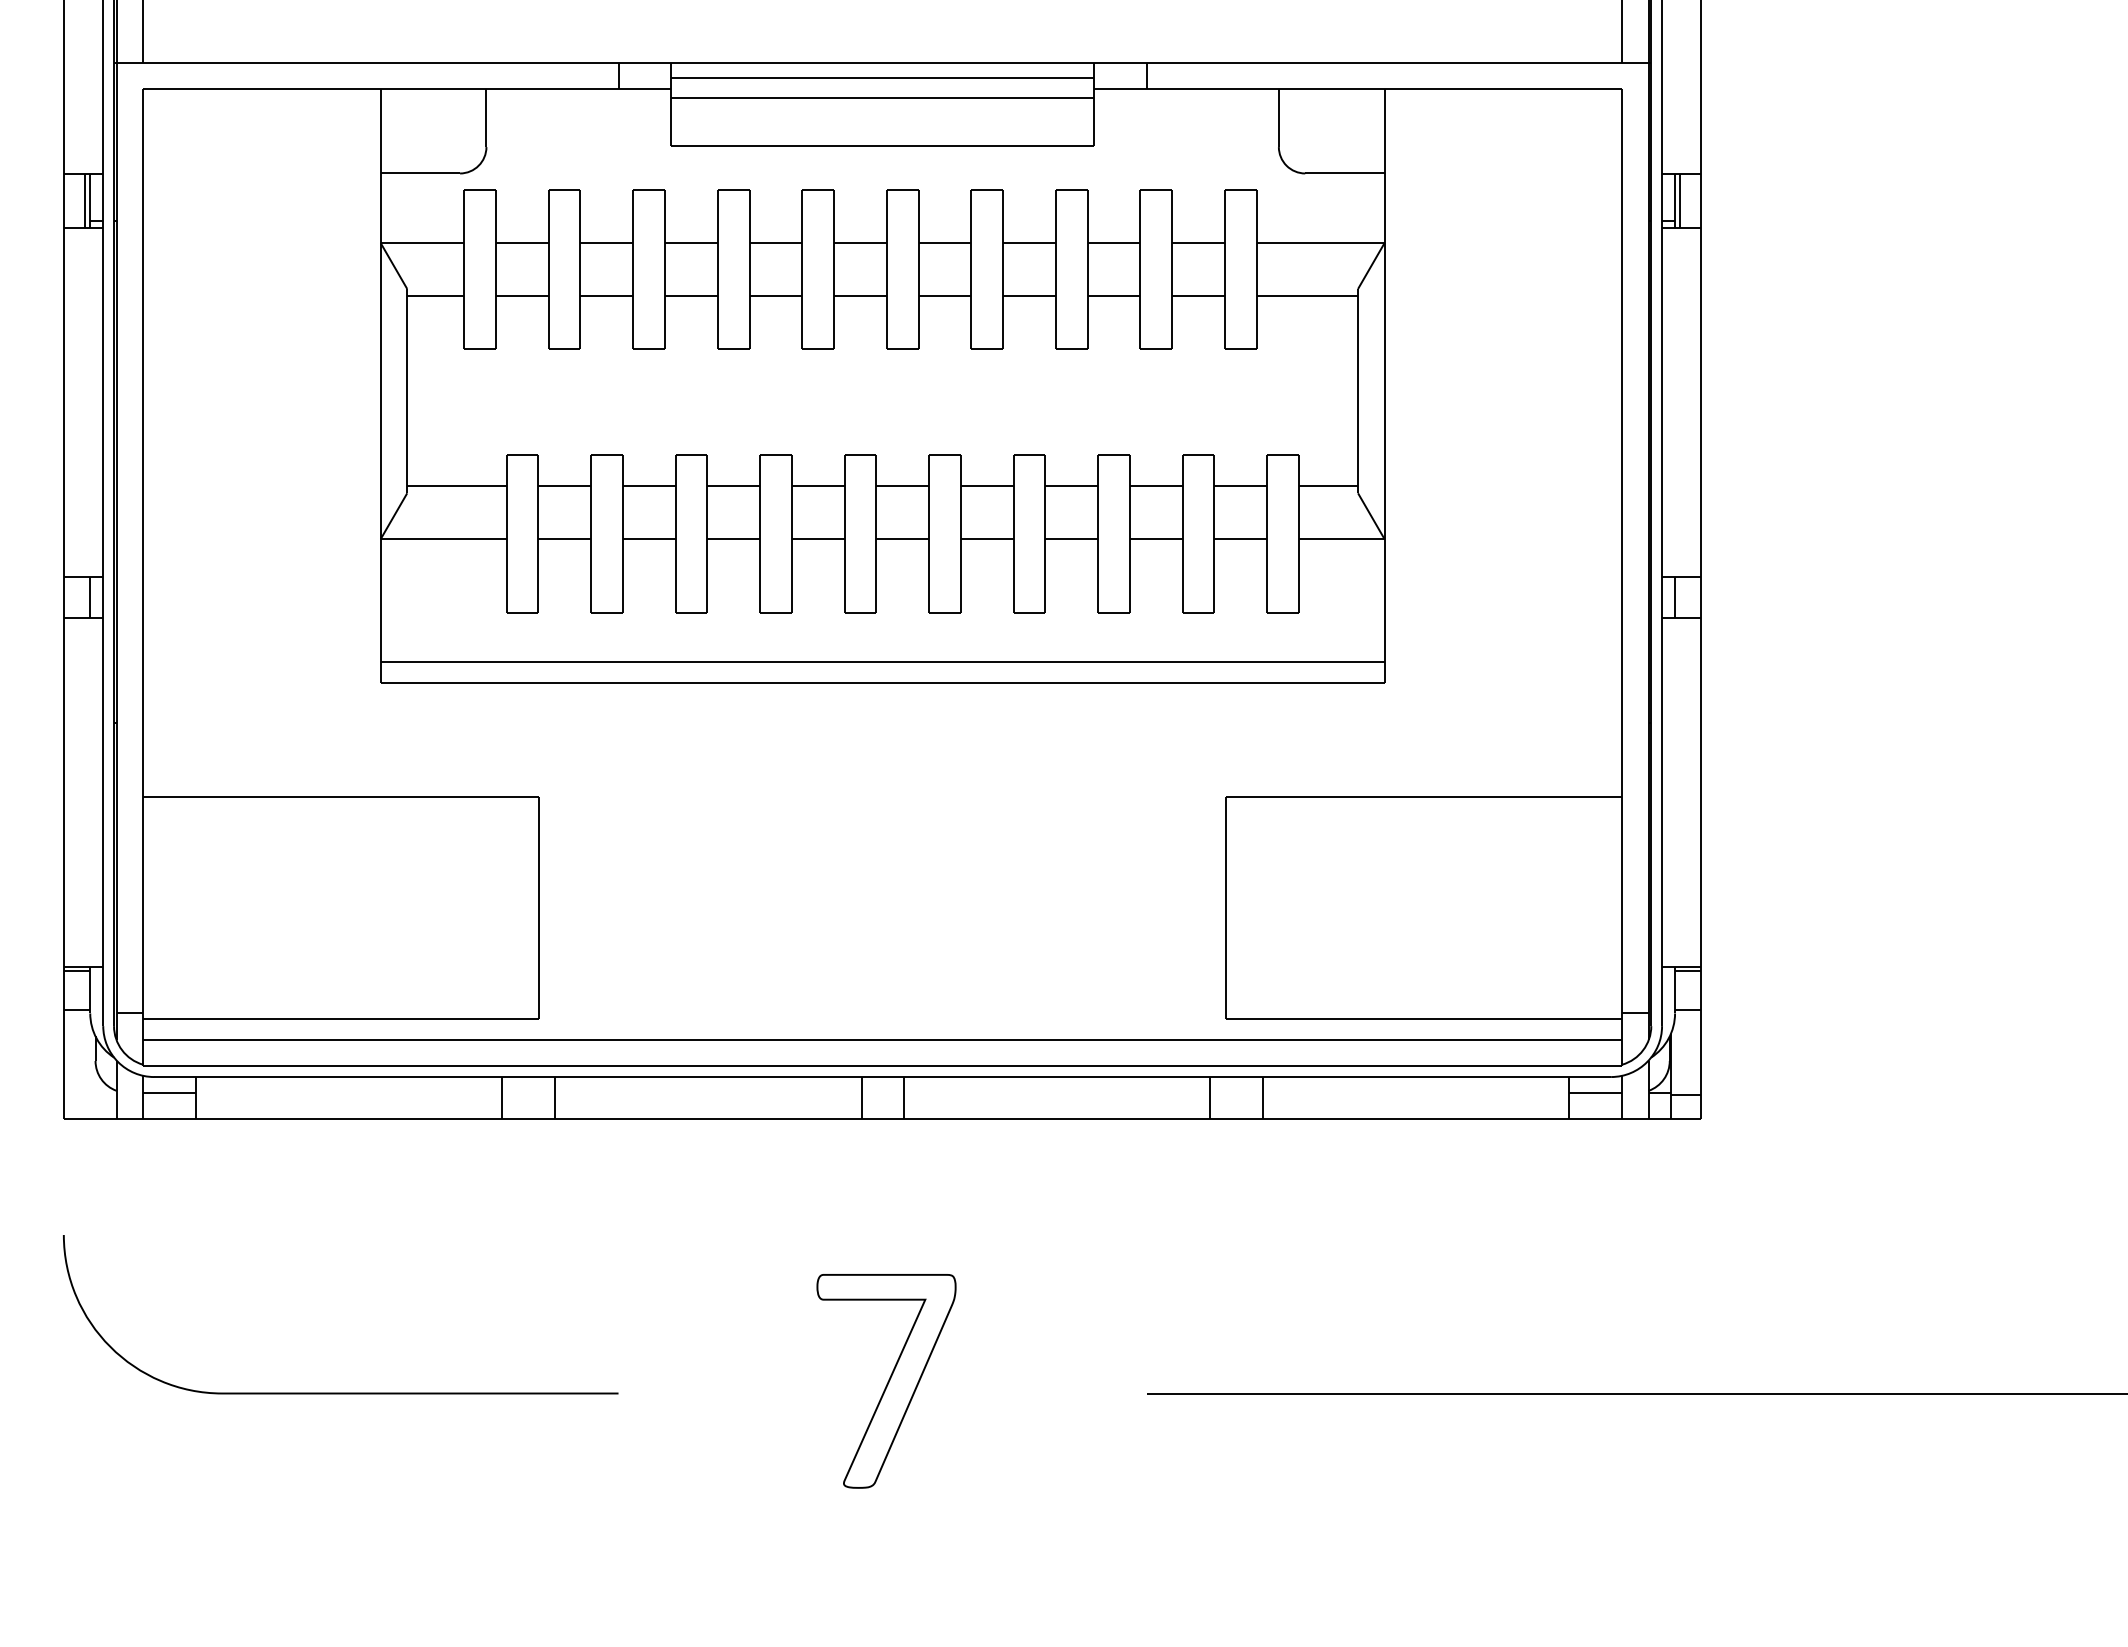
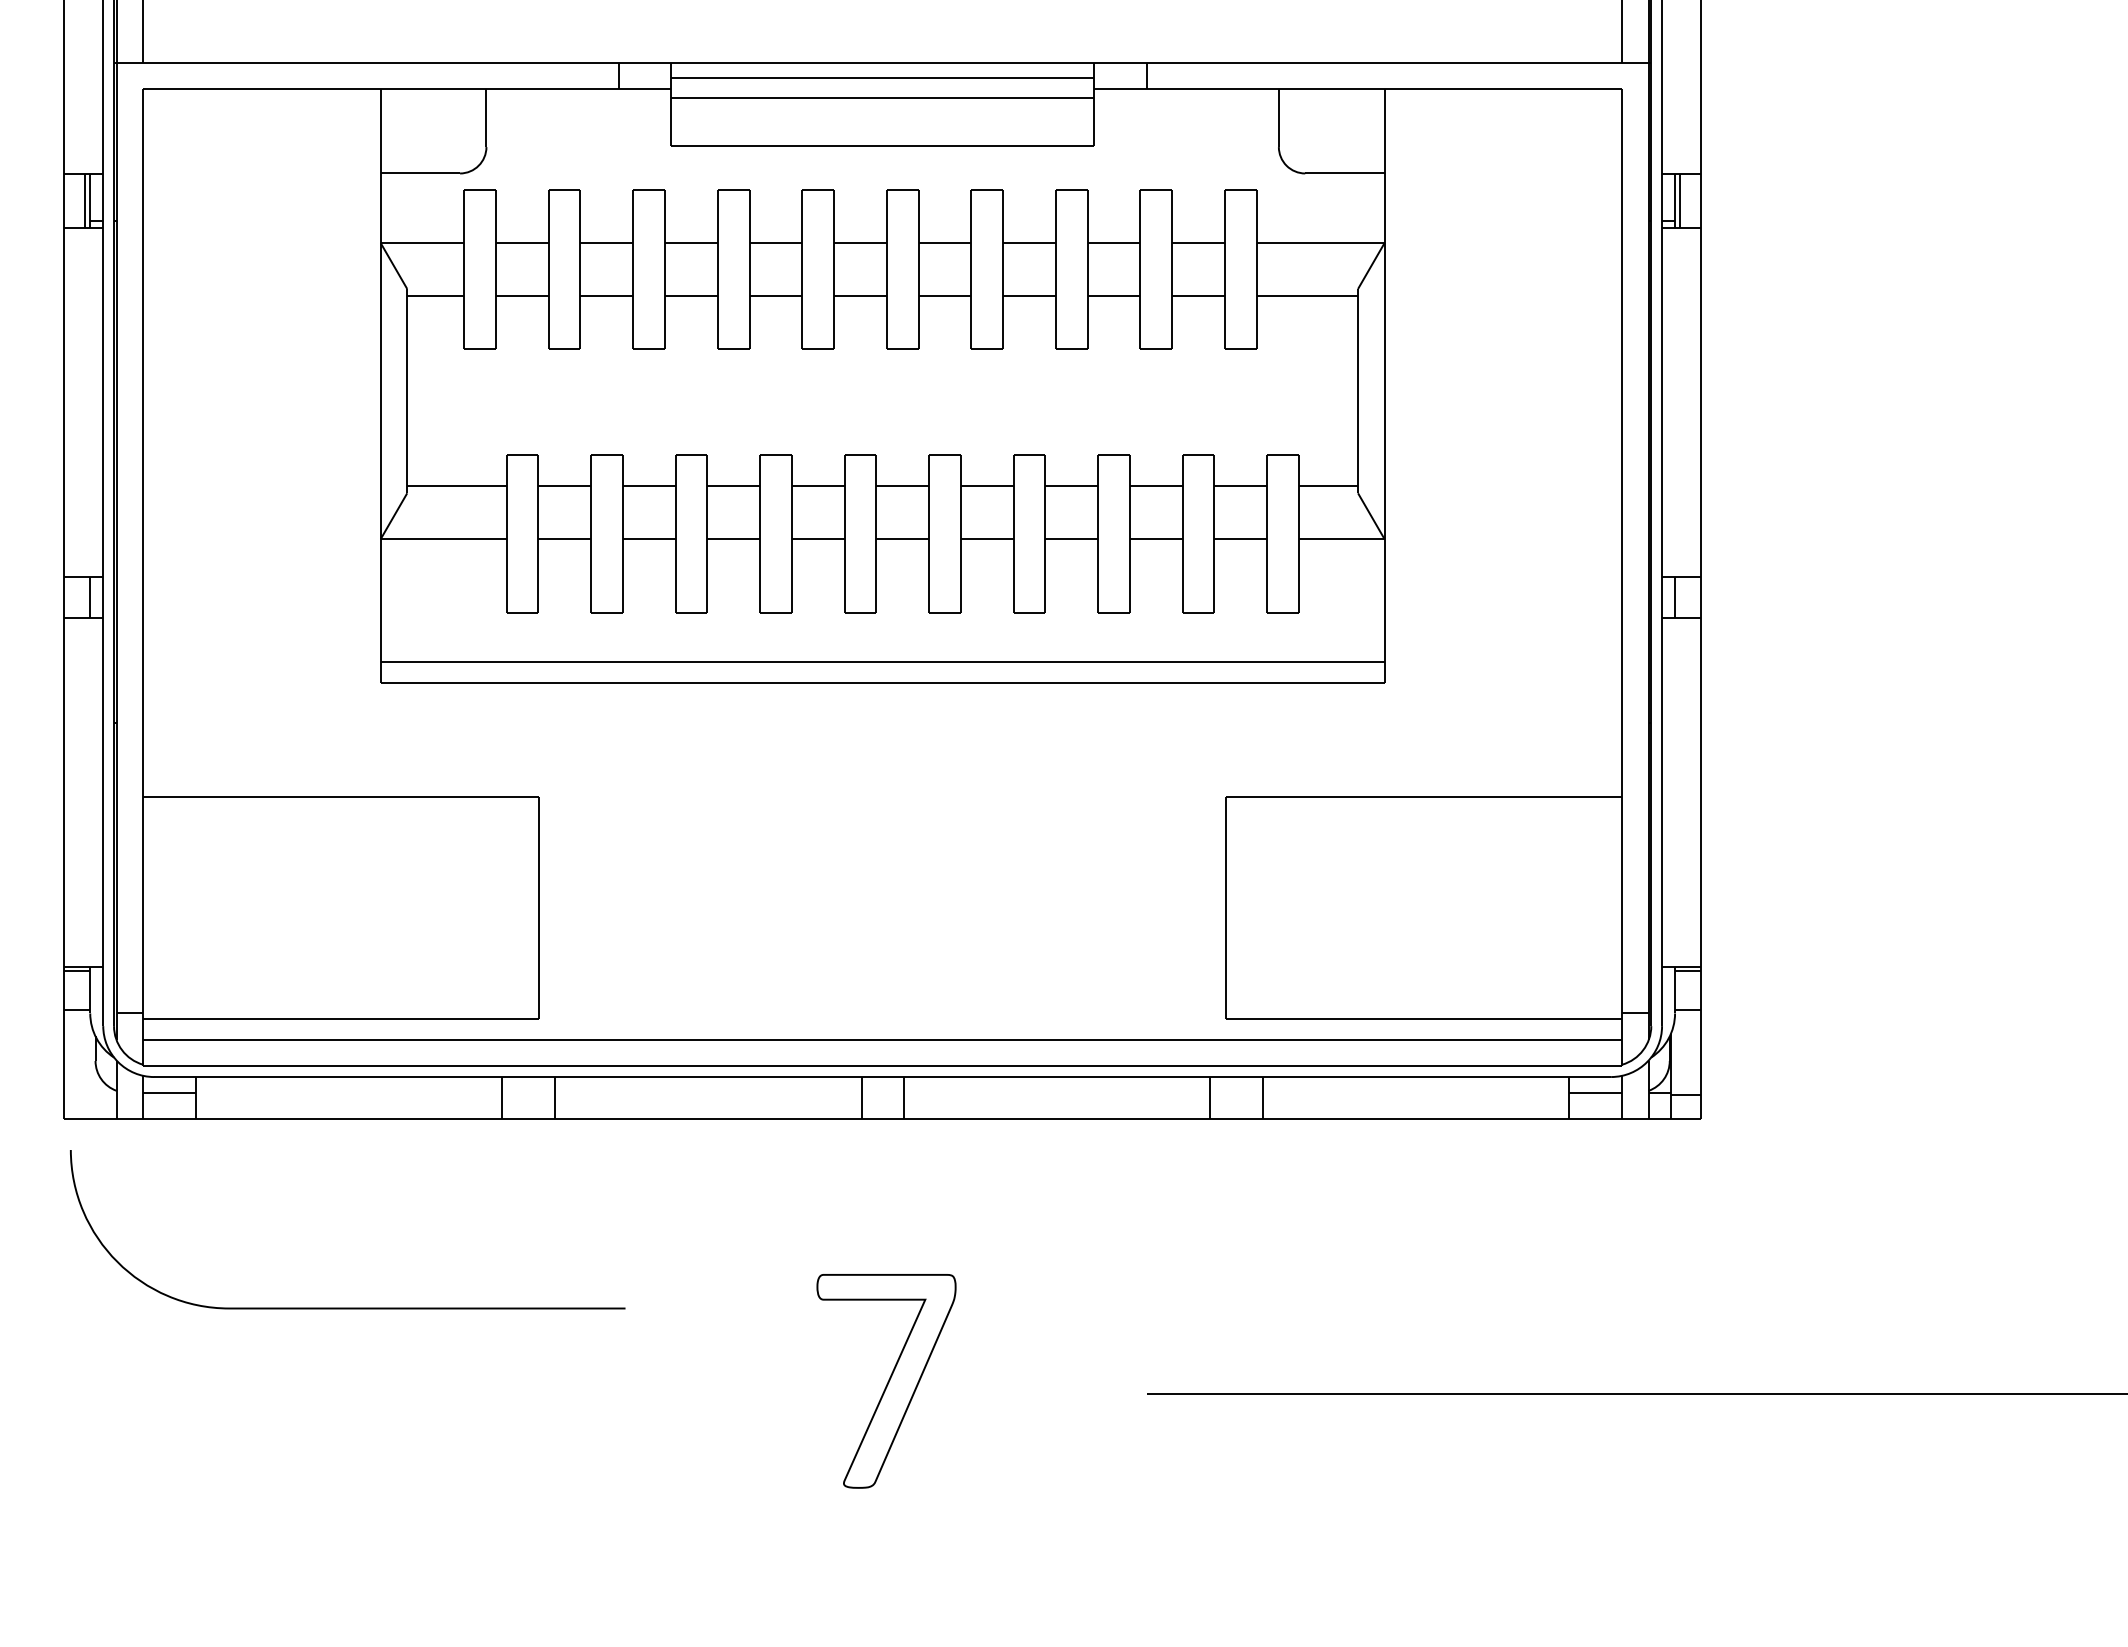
curve position: (340, 1392) -> (347, 1307) (347, 1307)
